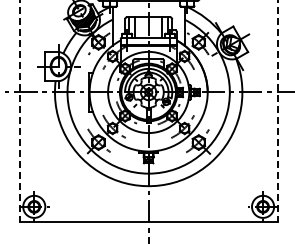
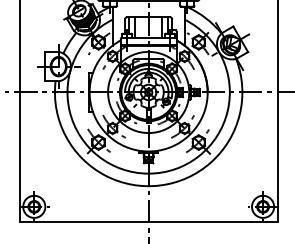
line: dashed -> solid (19, 110)
line: dashed -> solid (277, 110)
